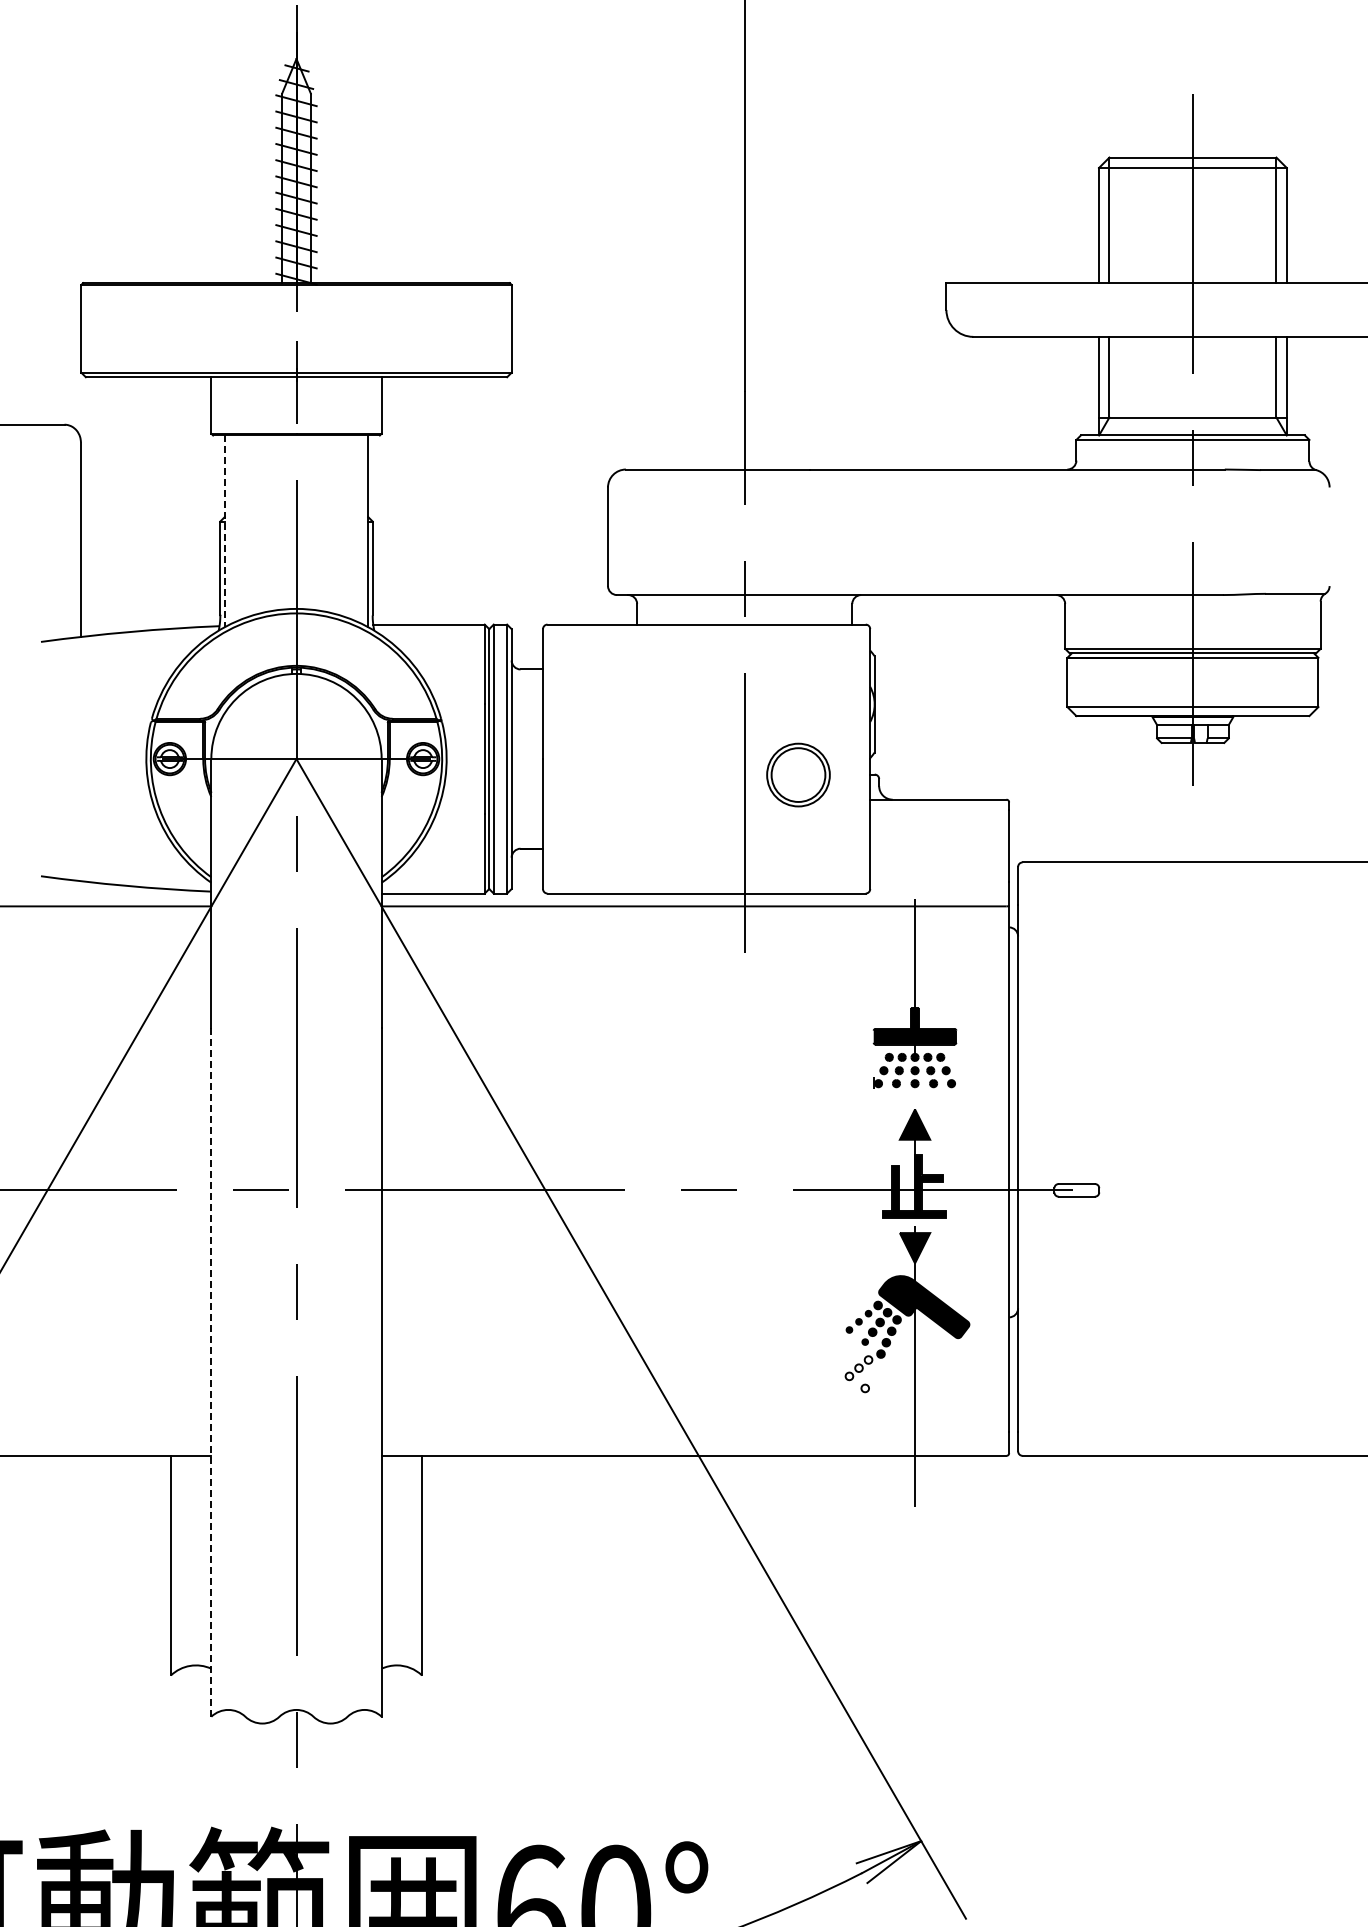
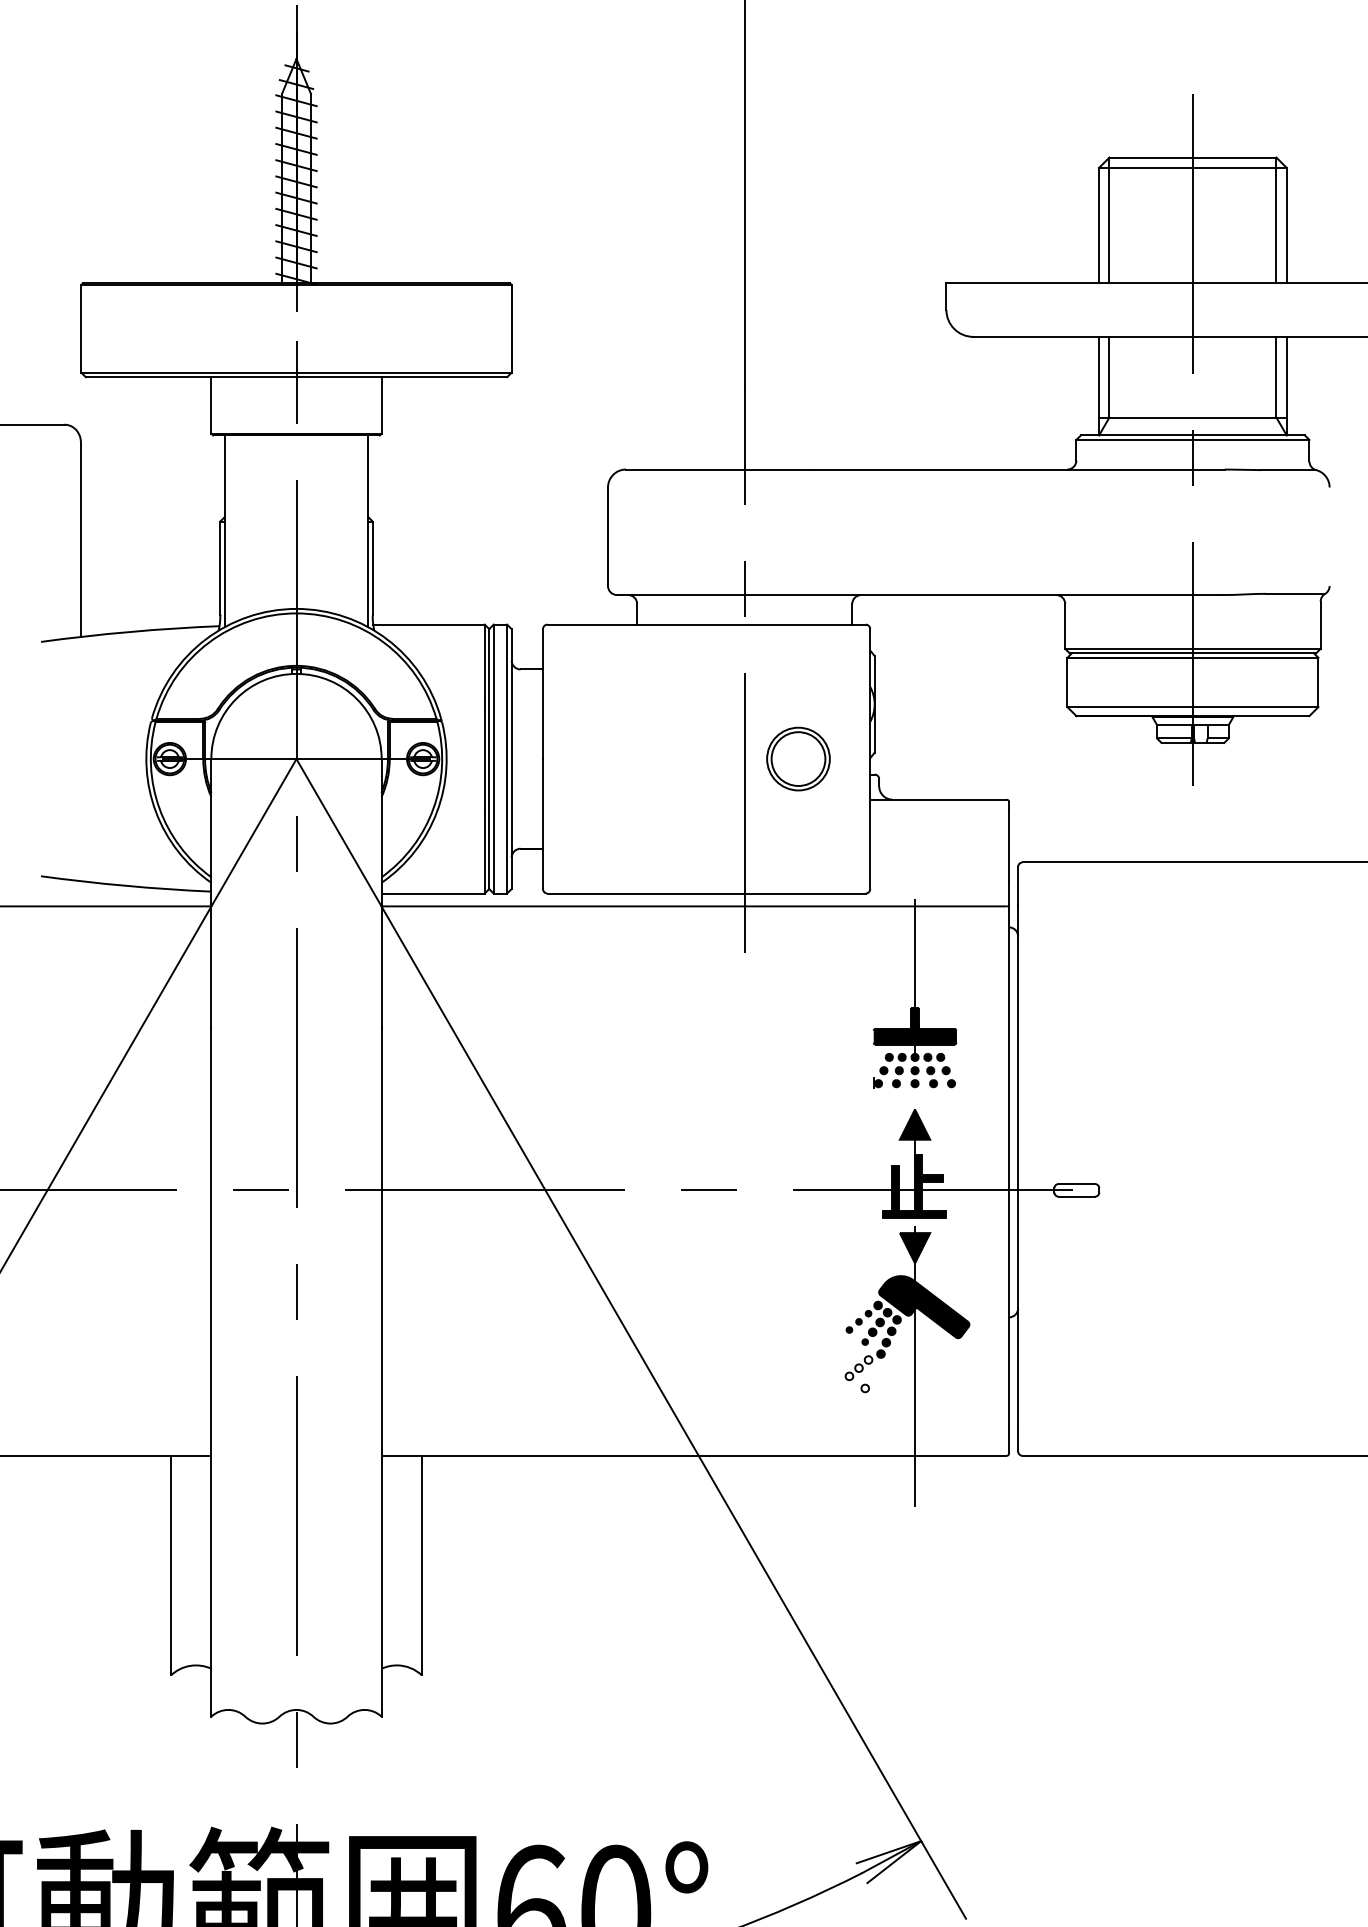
line: dashed -> solid (224, 531)
part position: (798, 774) -> (798, 758) (798, 758)
line: dashed -> solid (211, 1372)
